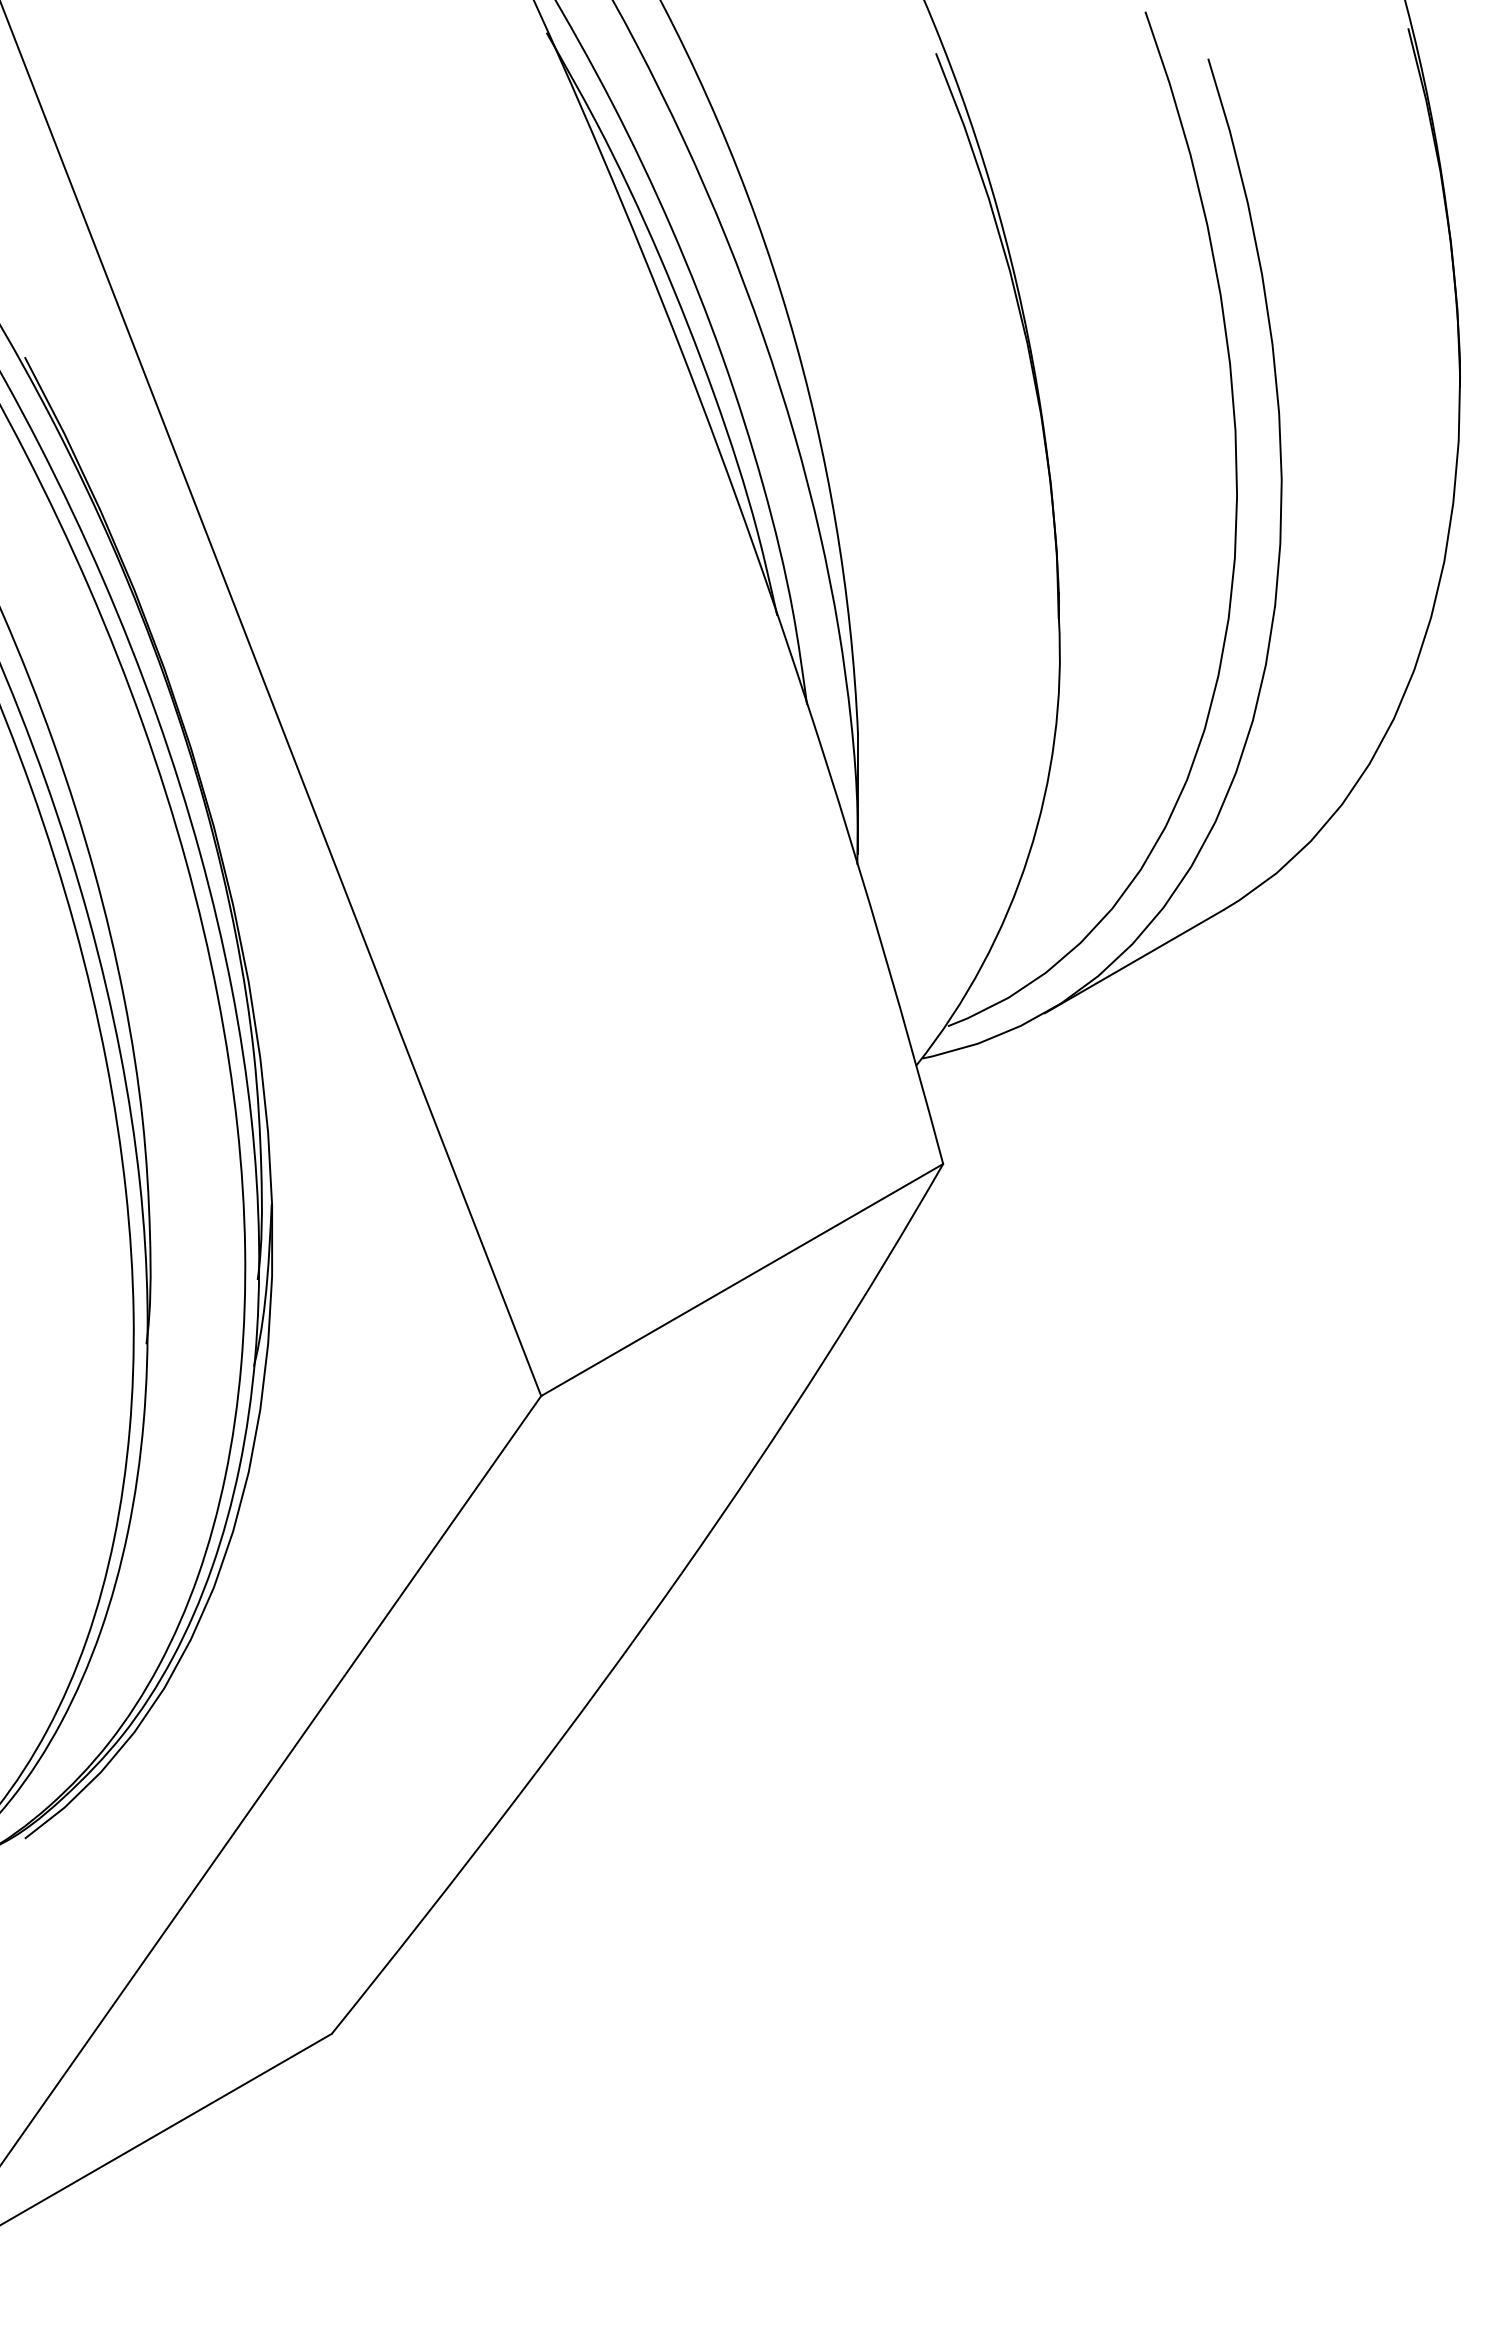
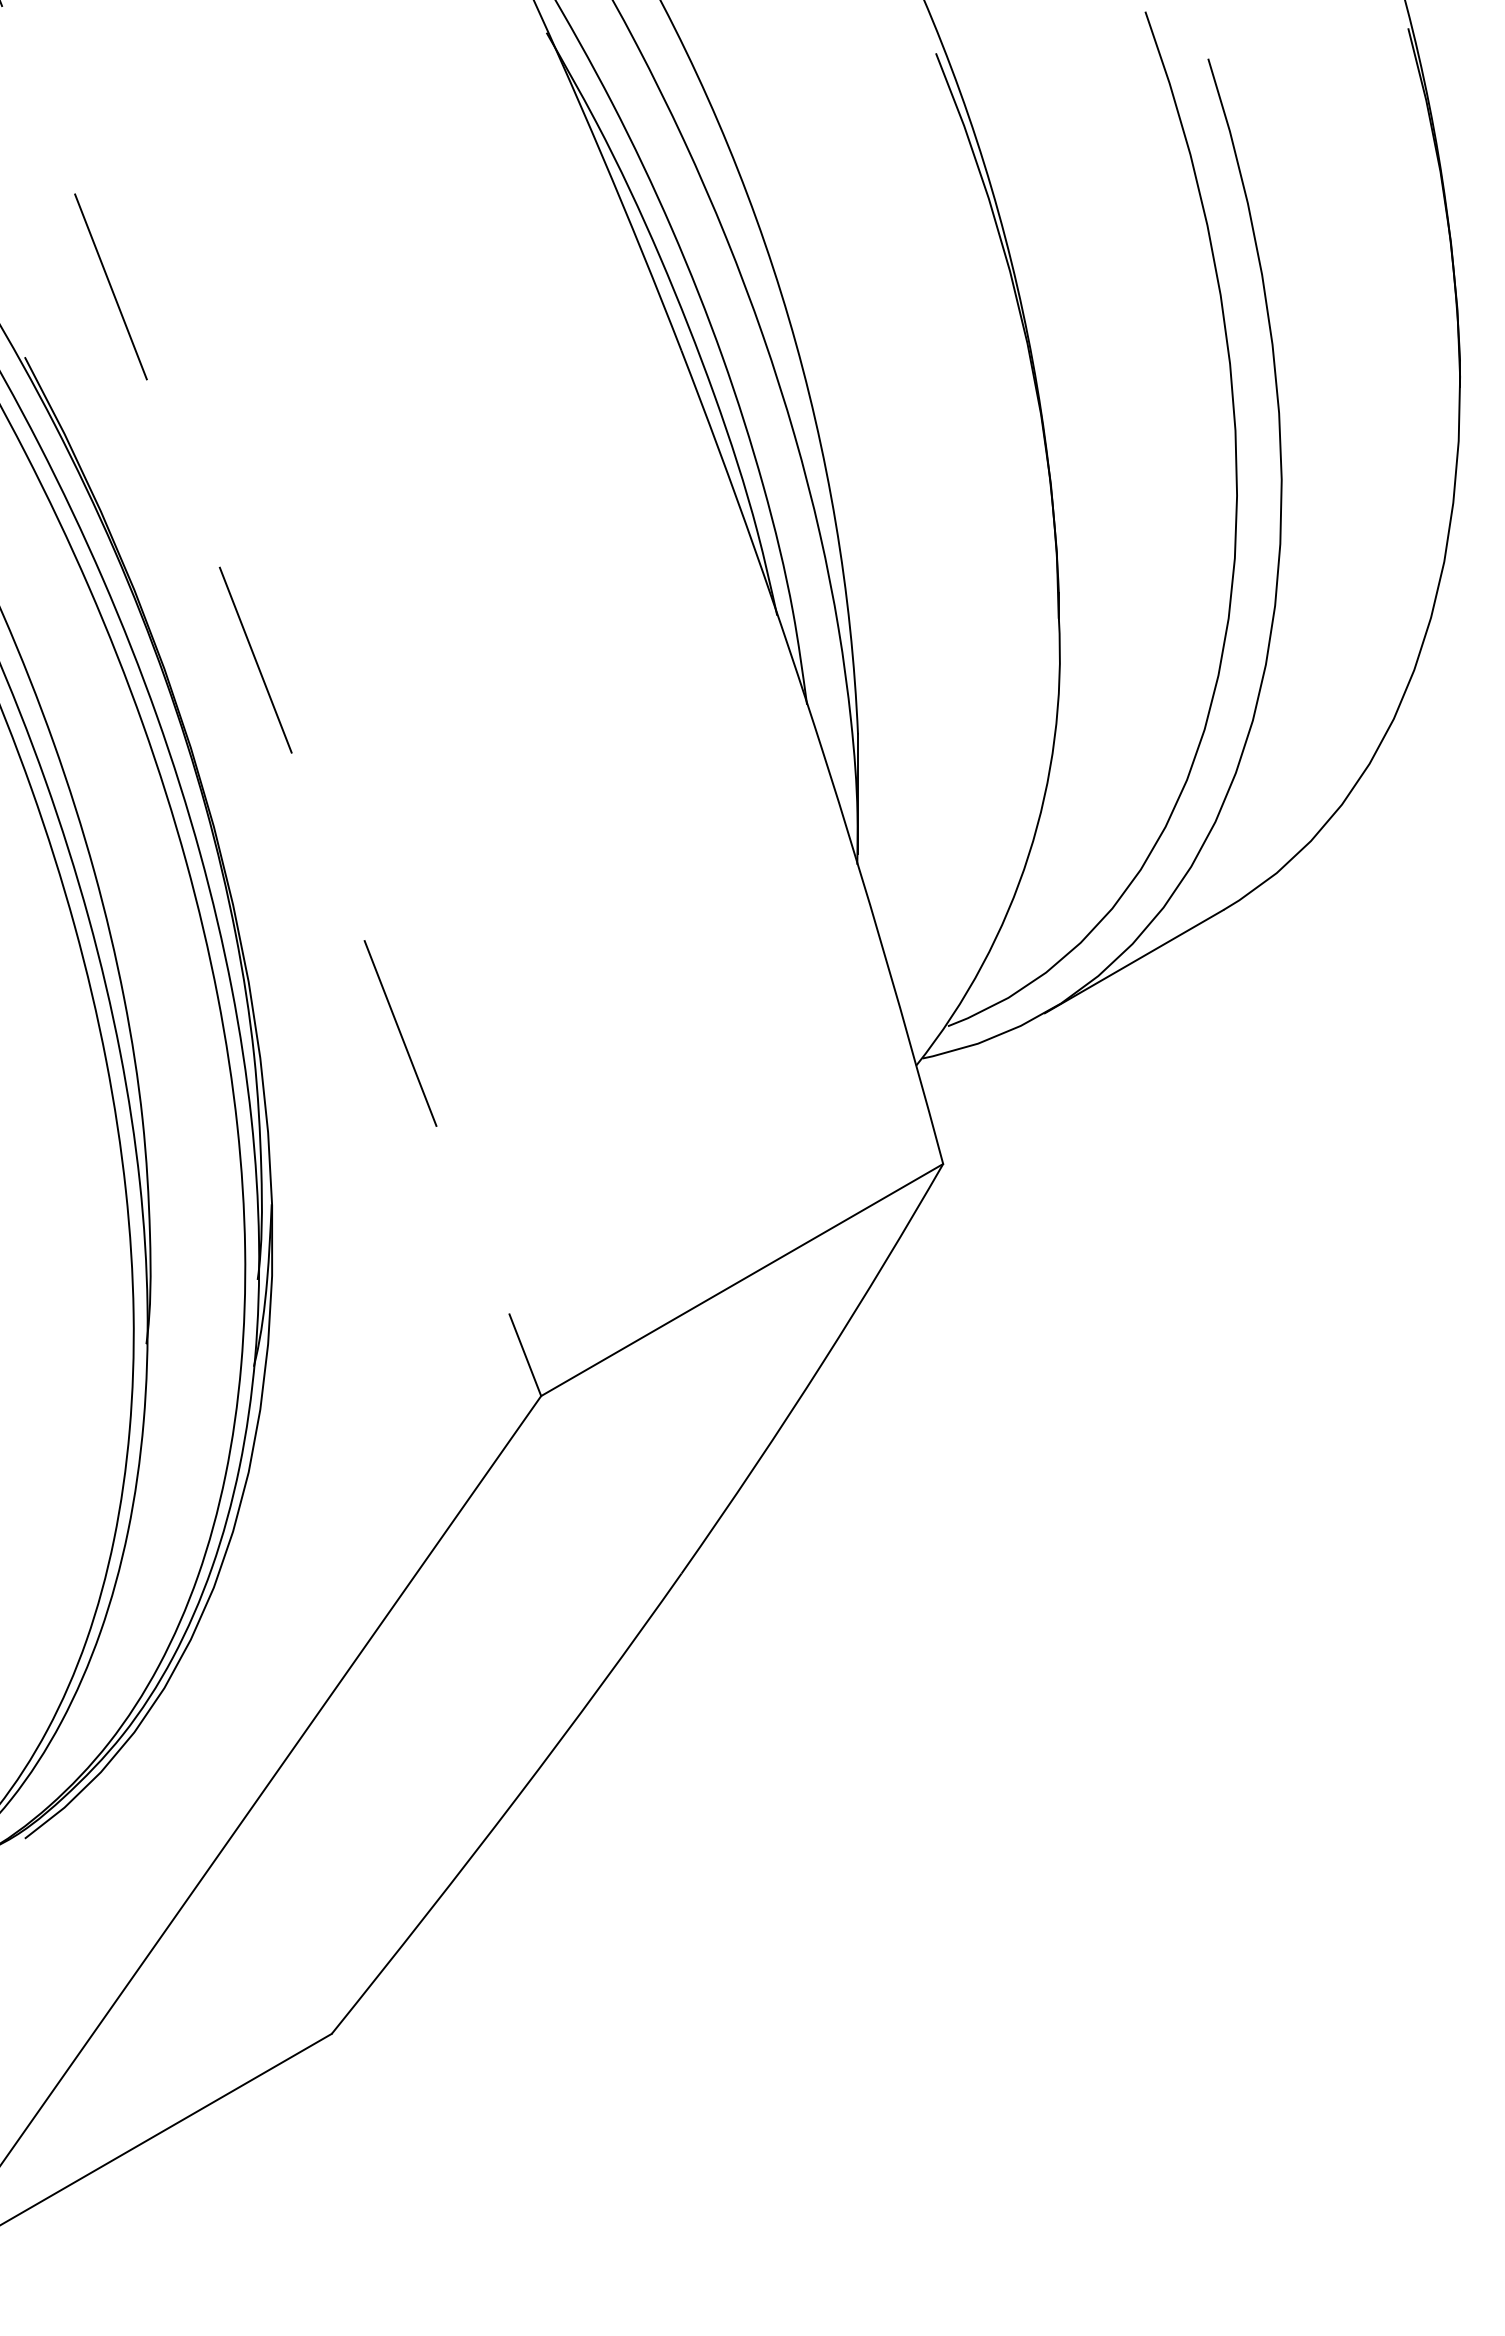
line: solid -> dashed (270, 699)
